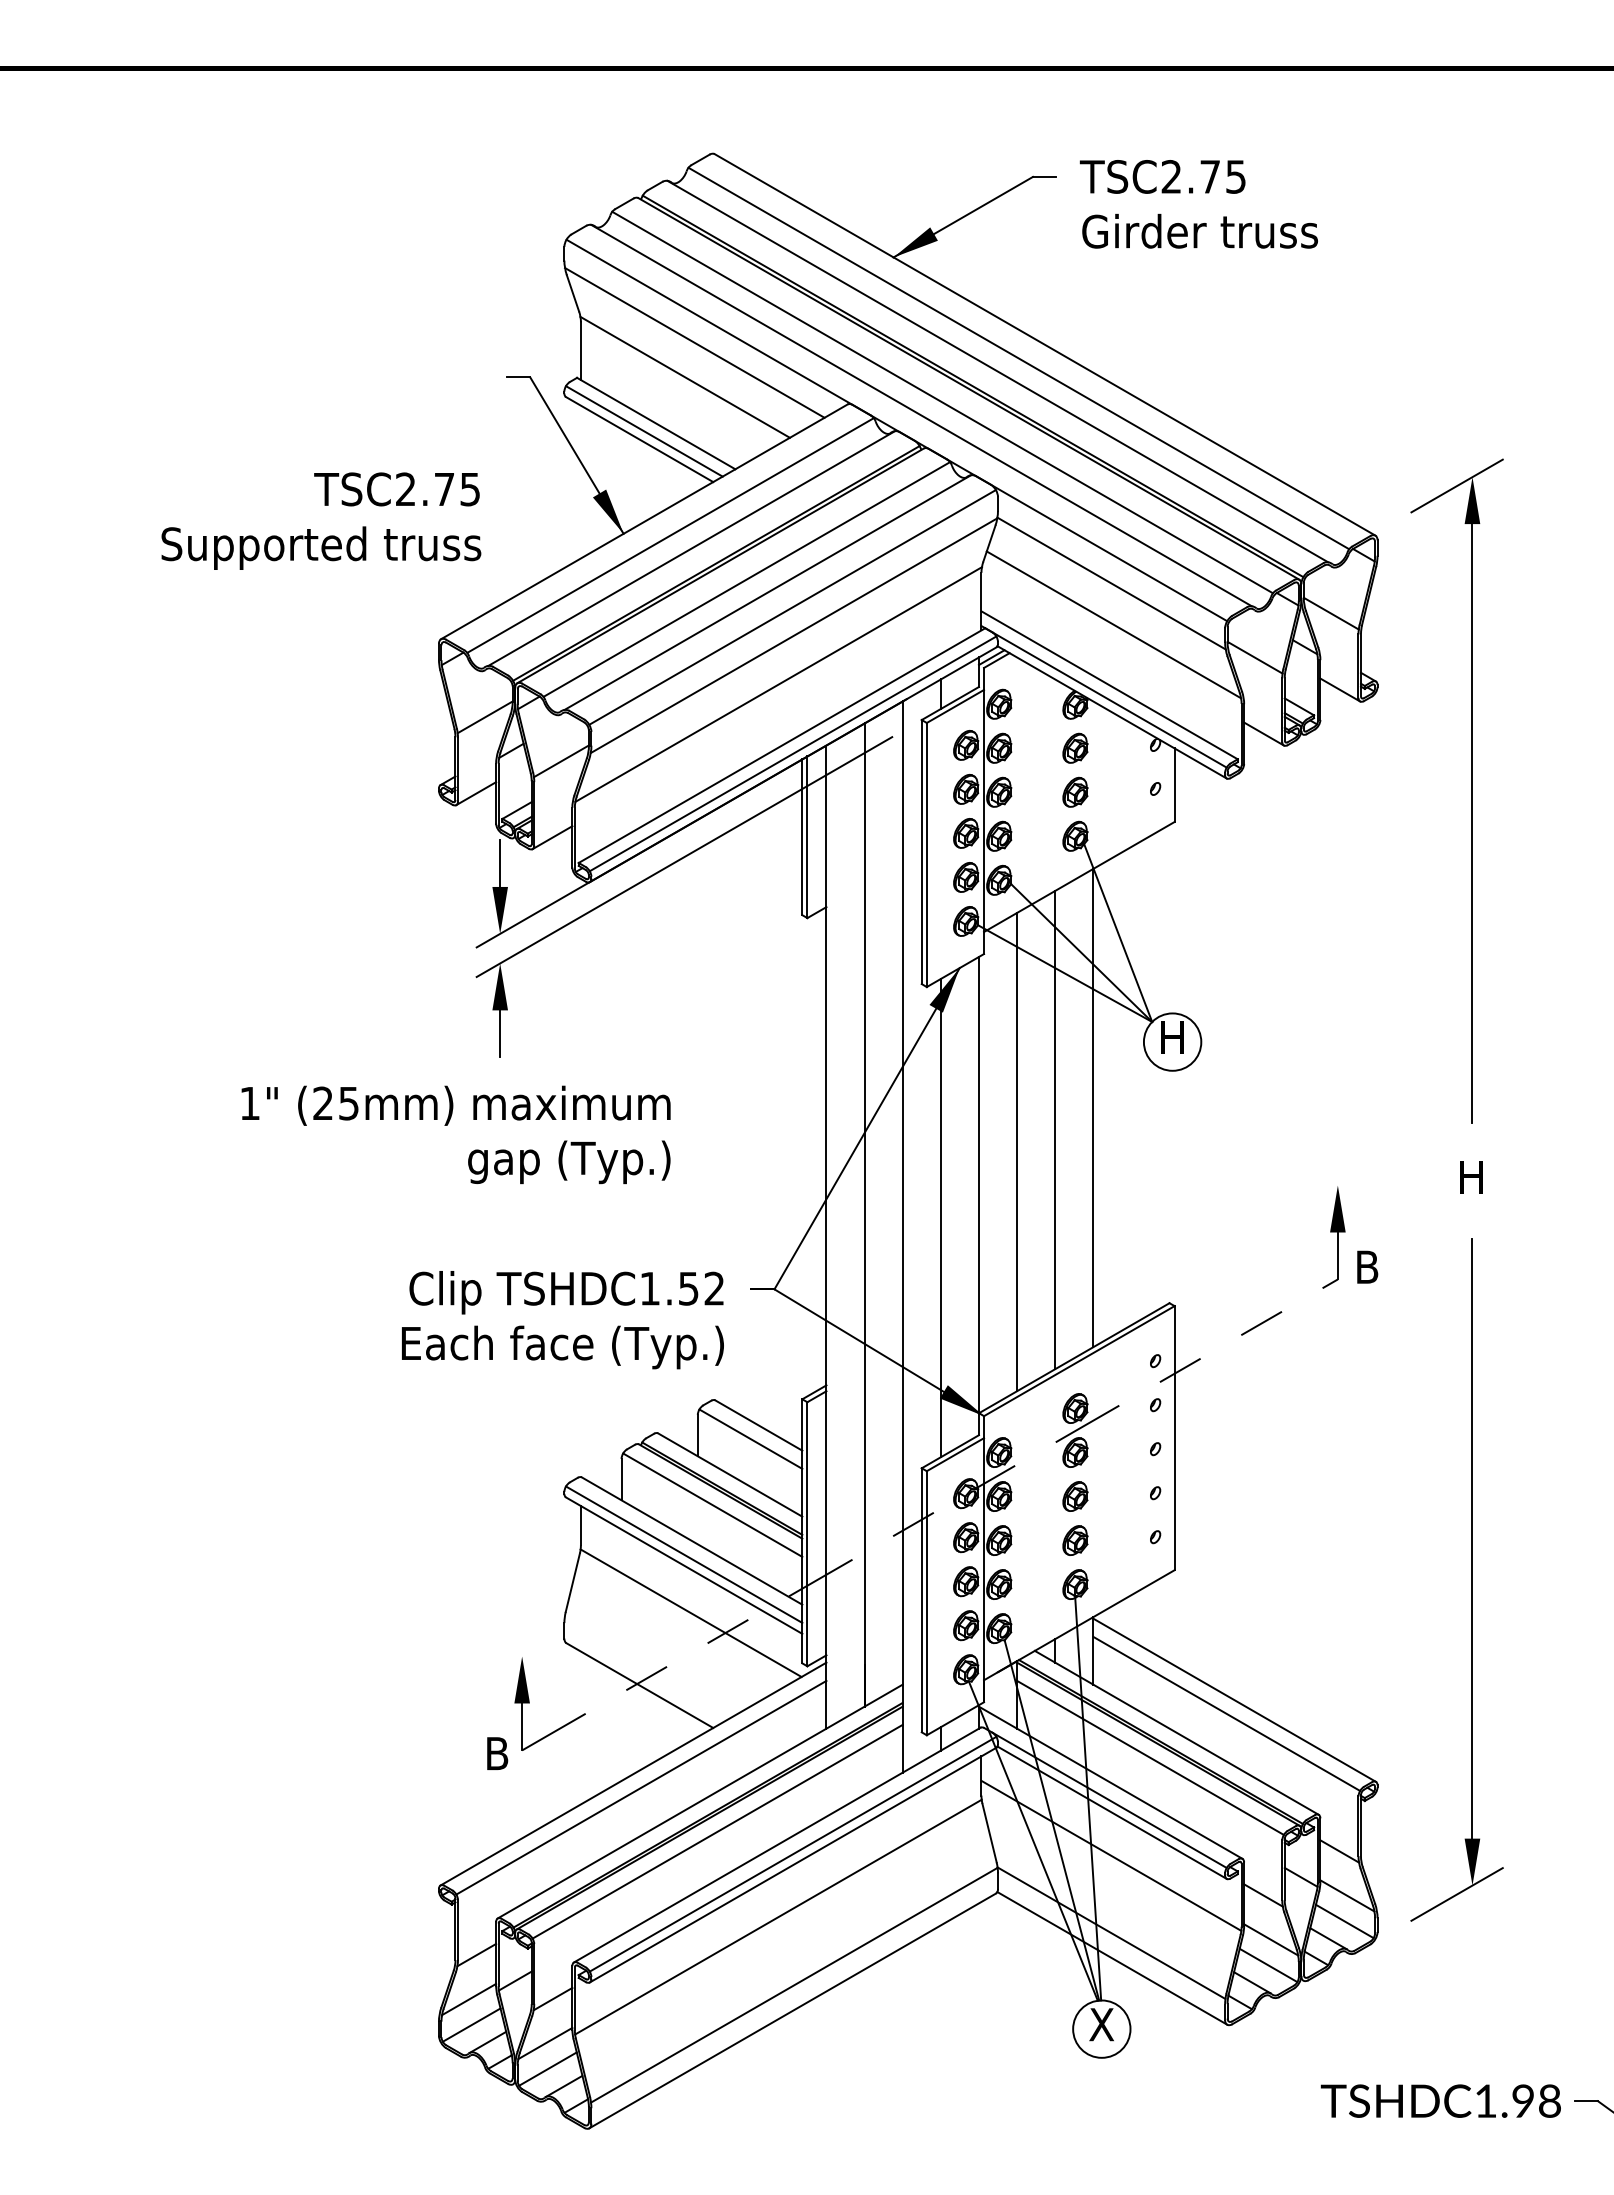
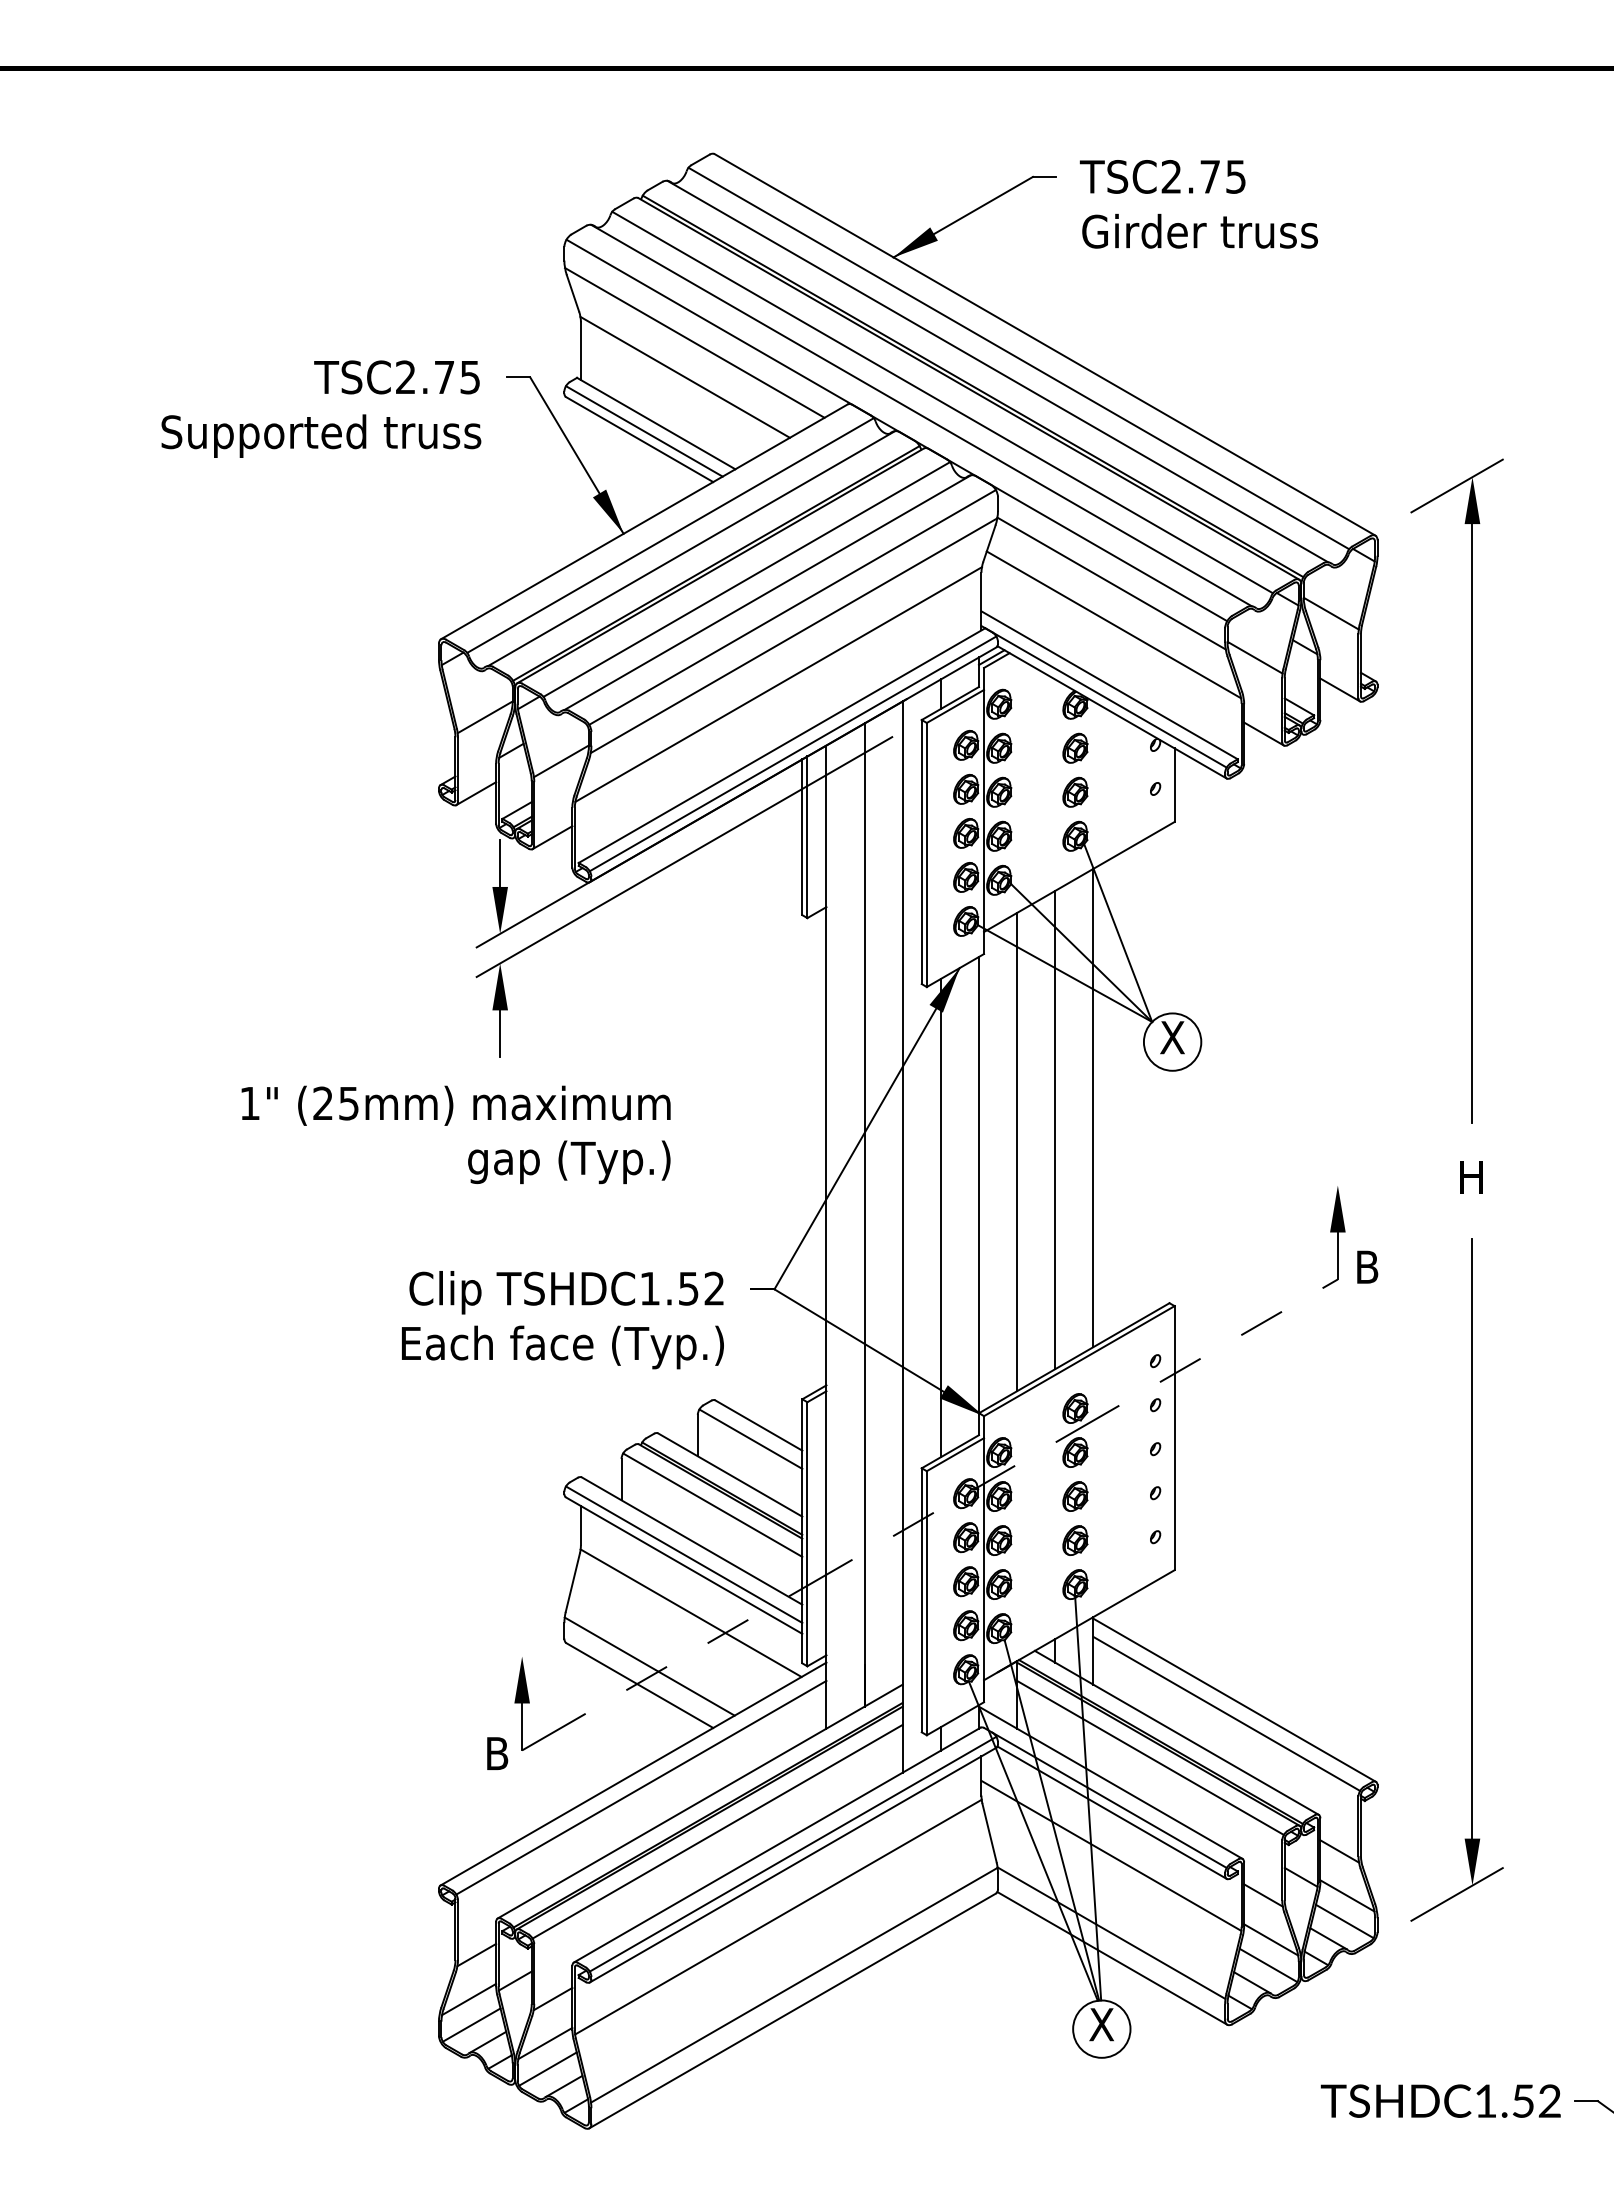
text position: (321, 520) -> (321, 408) (321, 408)
text: H -> X (1172, 1037)
line: none -> present (649, 1666)
text: TSHDC1.98 -> TSHDC1.52 (1536, 2100)
